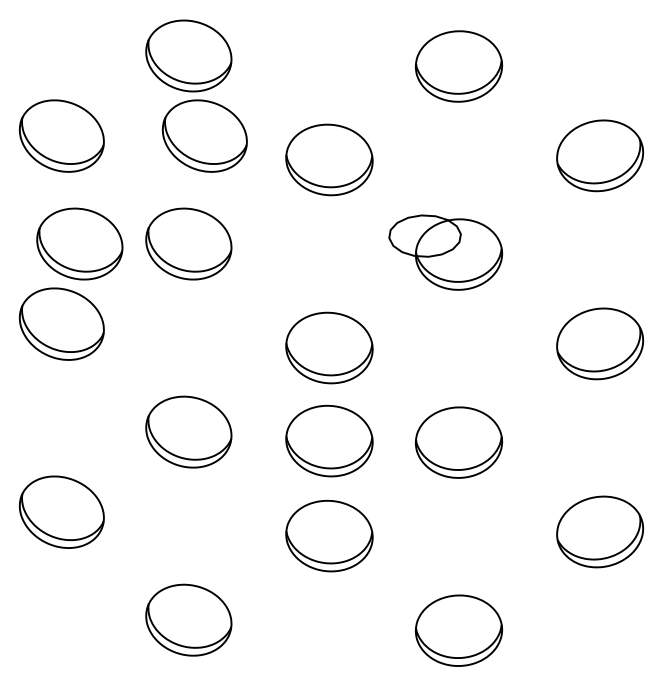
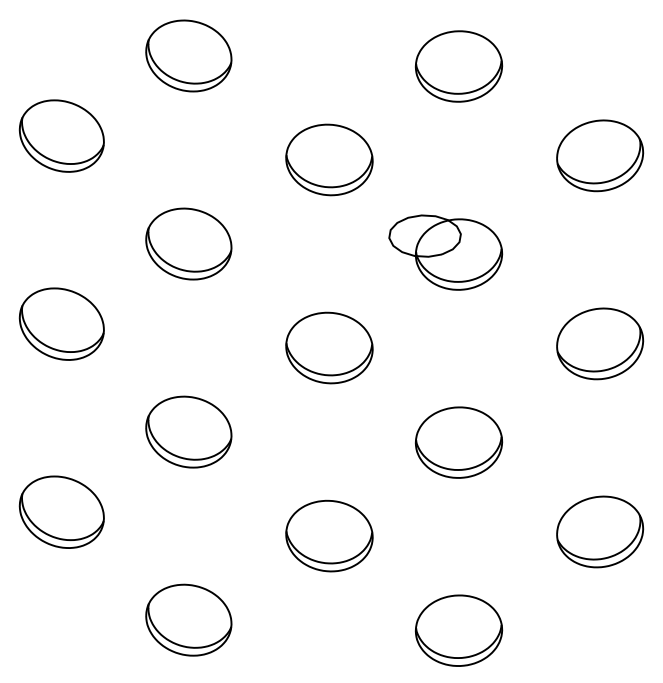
part: present -> none (204, 135)
part: present -> none (79, 243)
part: present -> none (329, 440)
